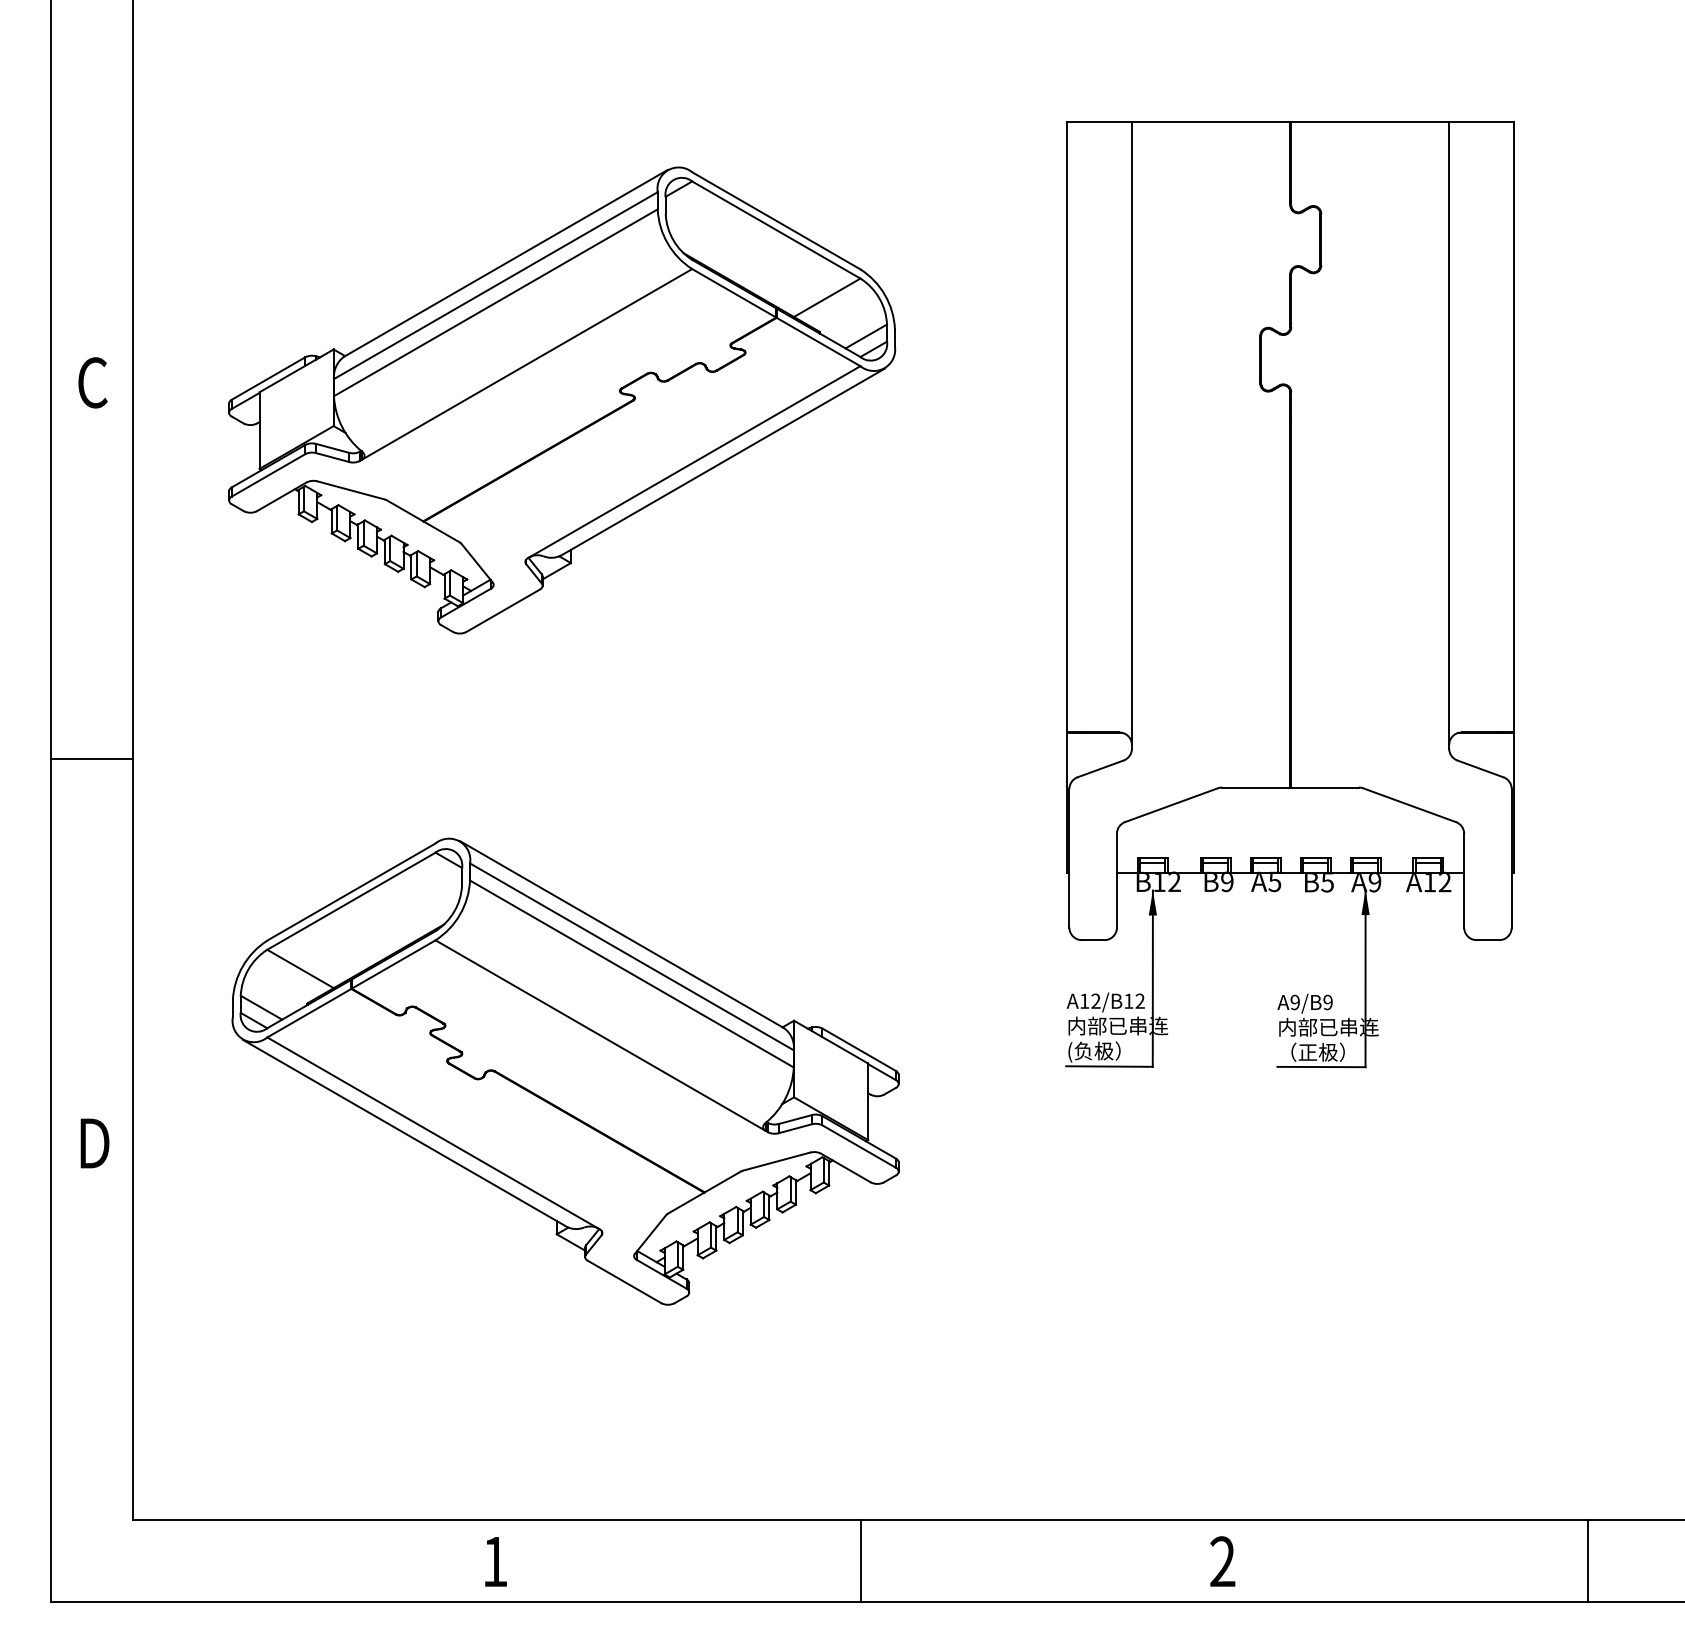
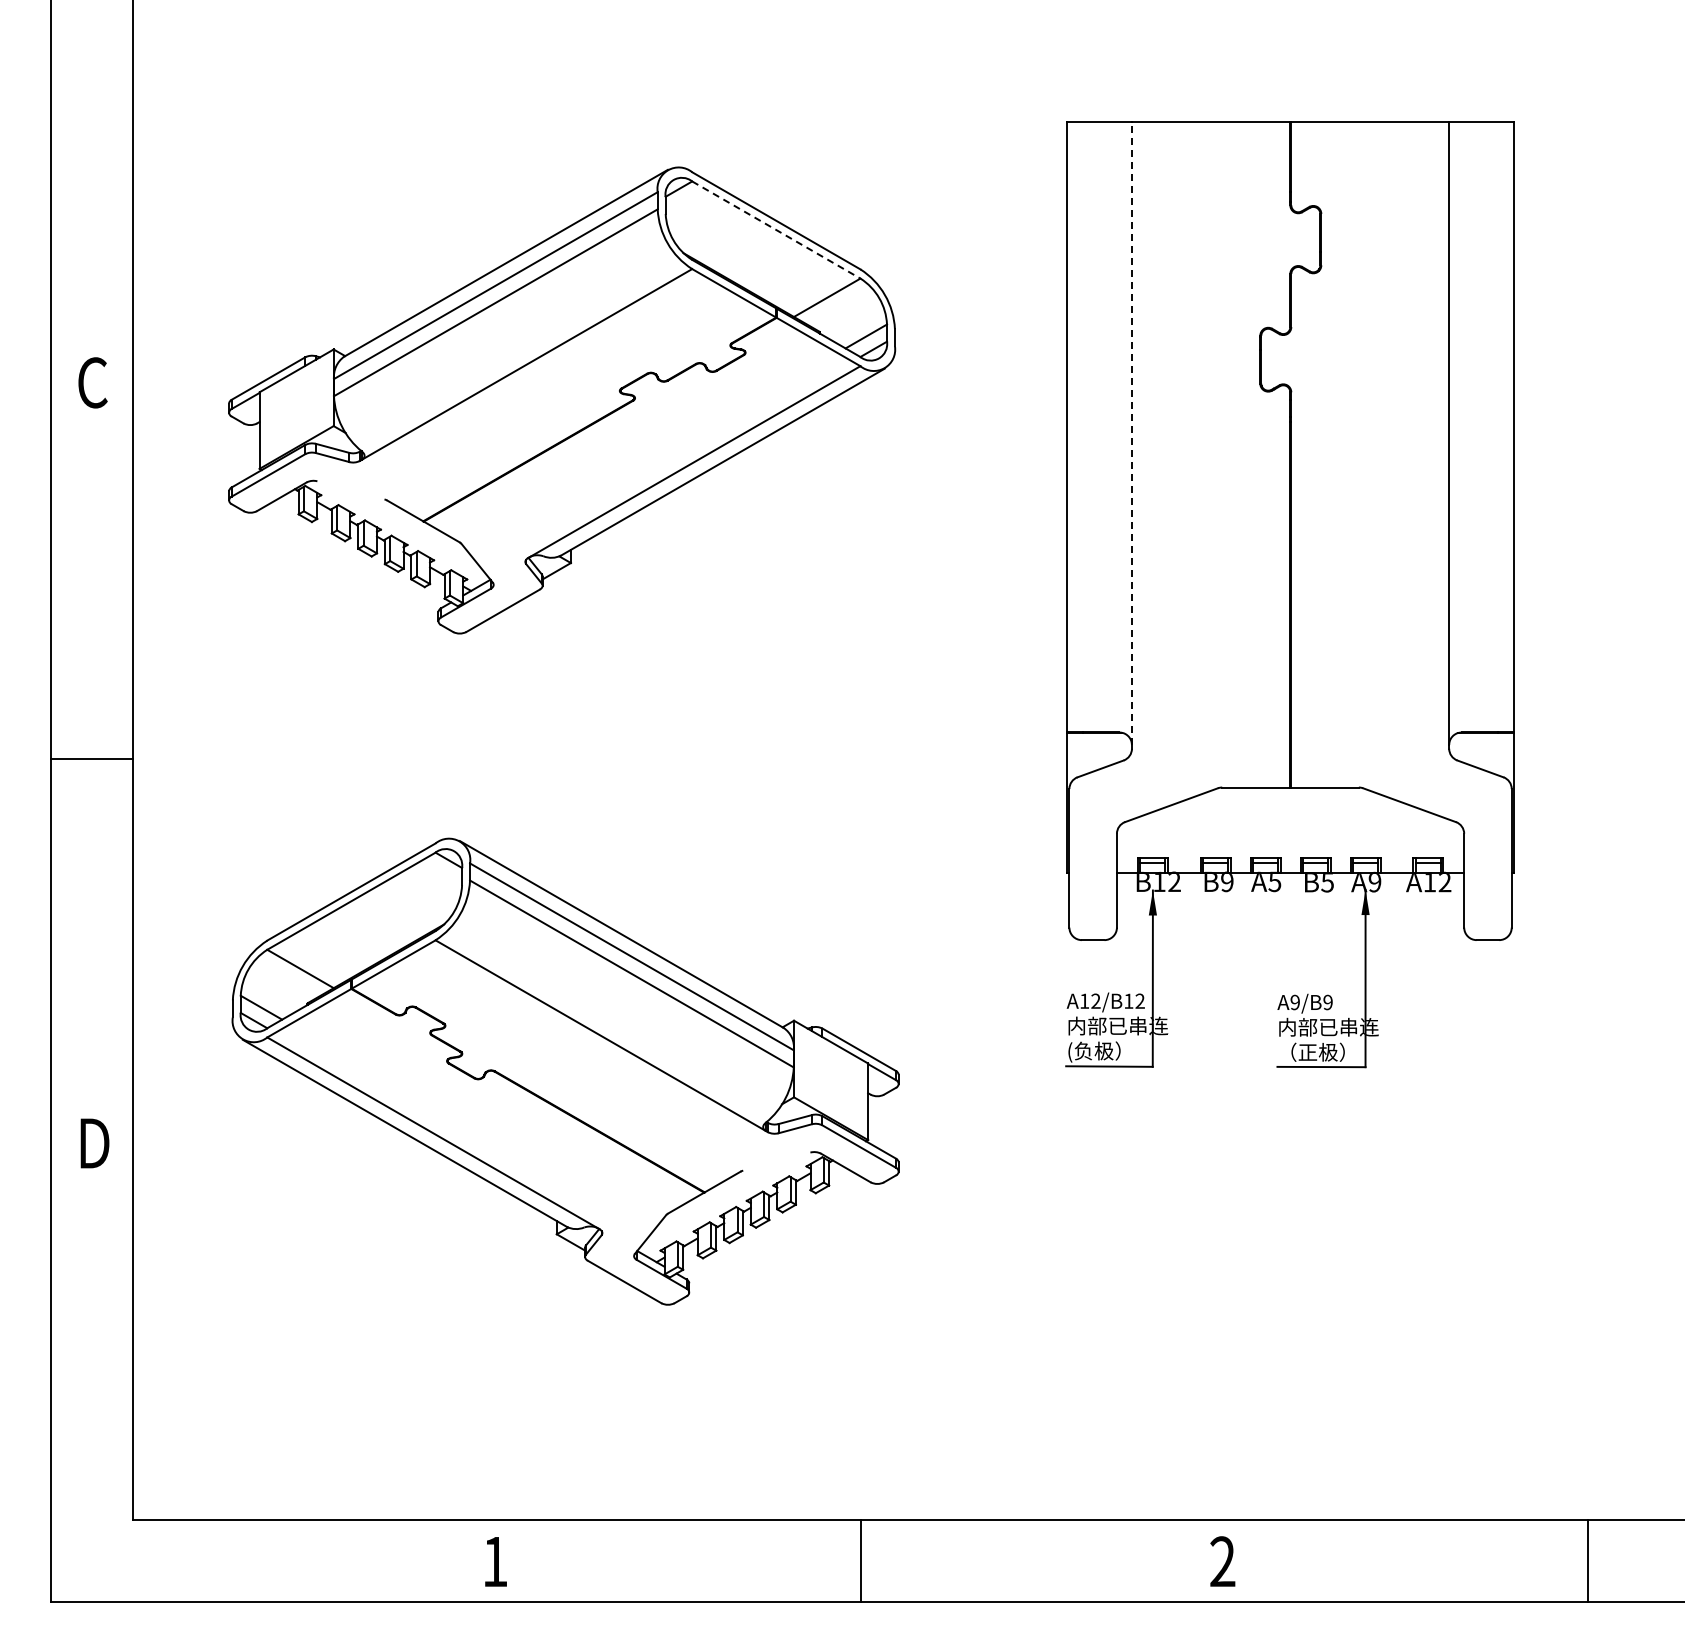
line: solid -> dashed (776, 230)
line: solid -> dashed (1131, 433)
line: present -> none (350, 490)
line: present -> none (776, 1161)
